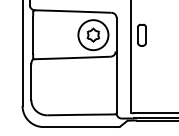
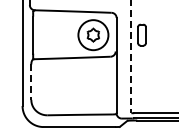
line: solid -> dashed (131, 57)
line: solid -> dashed (31, 82)
